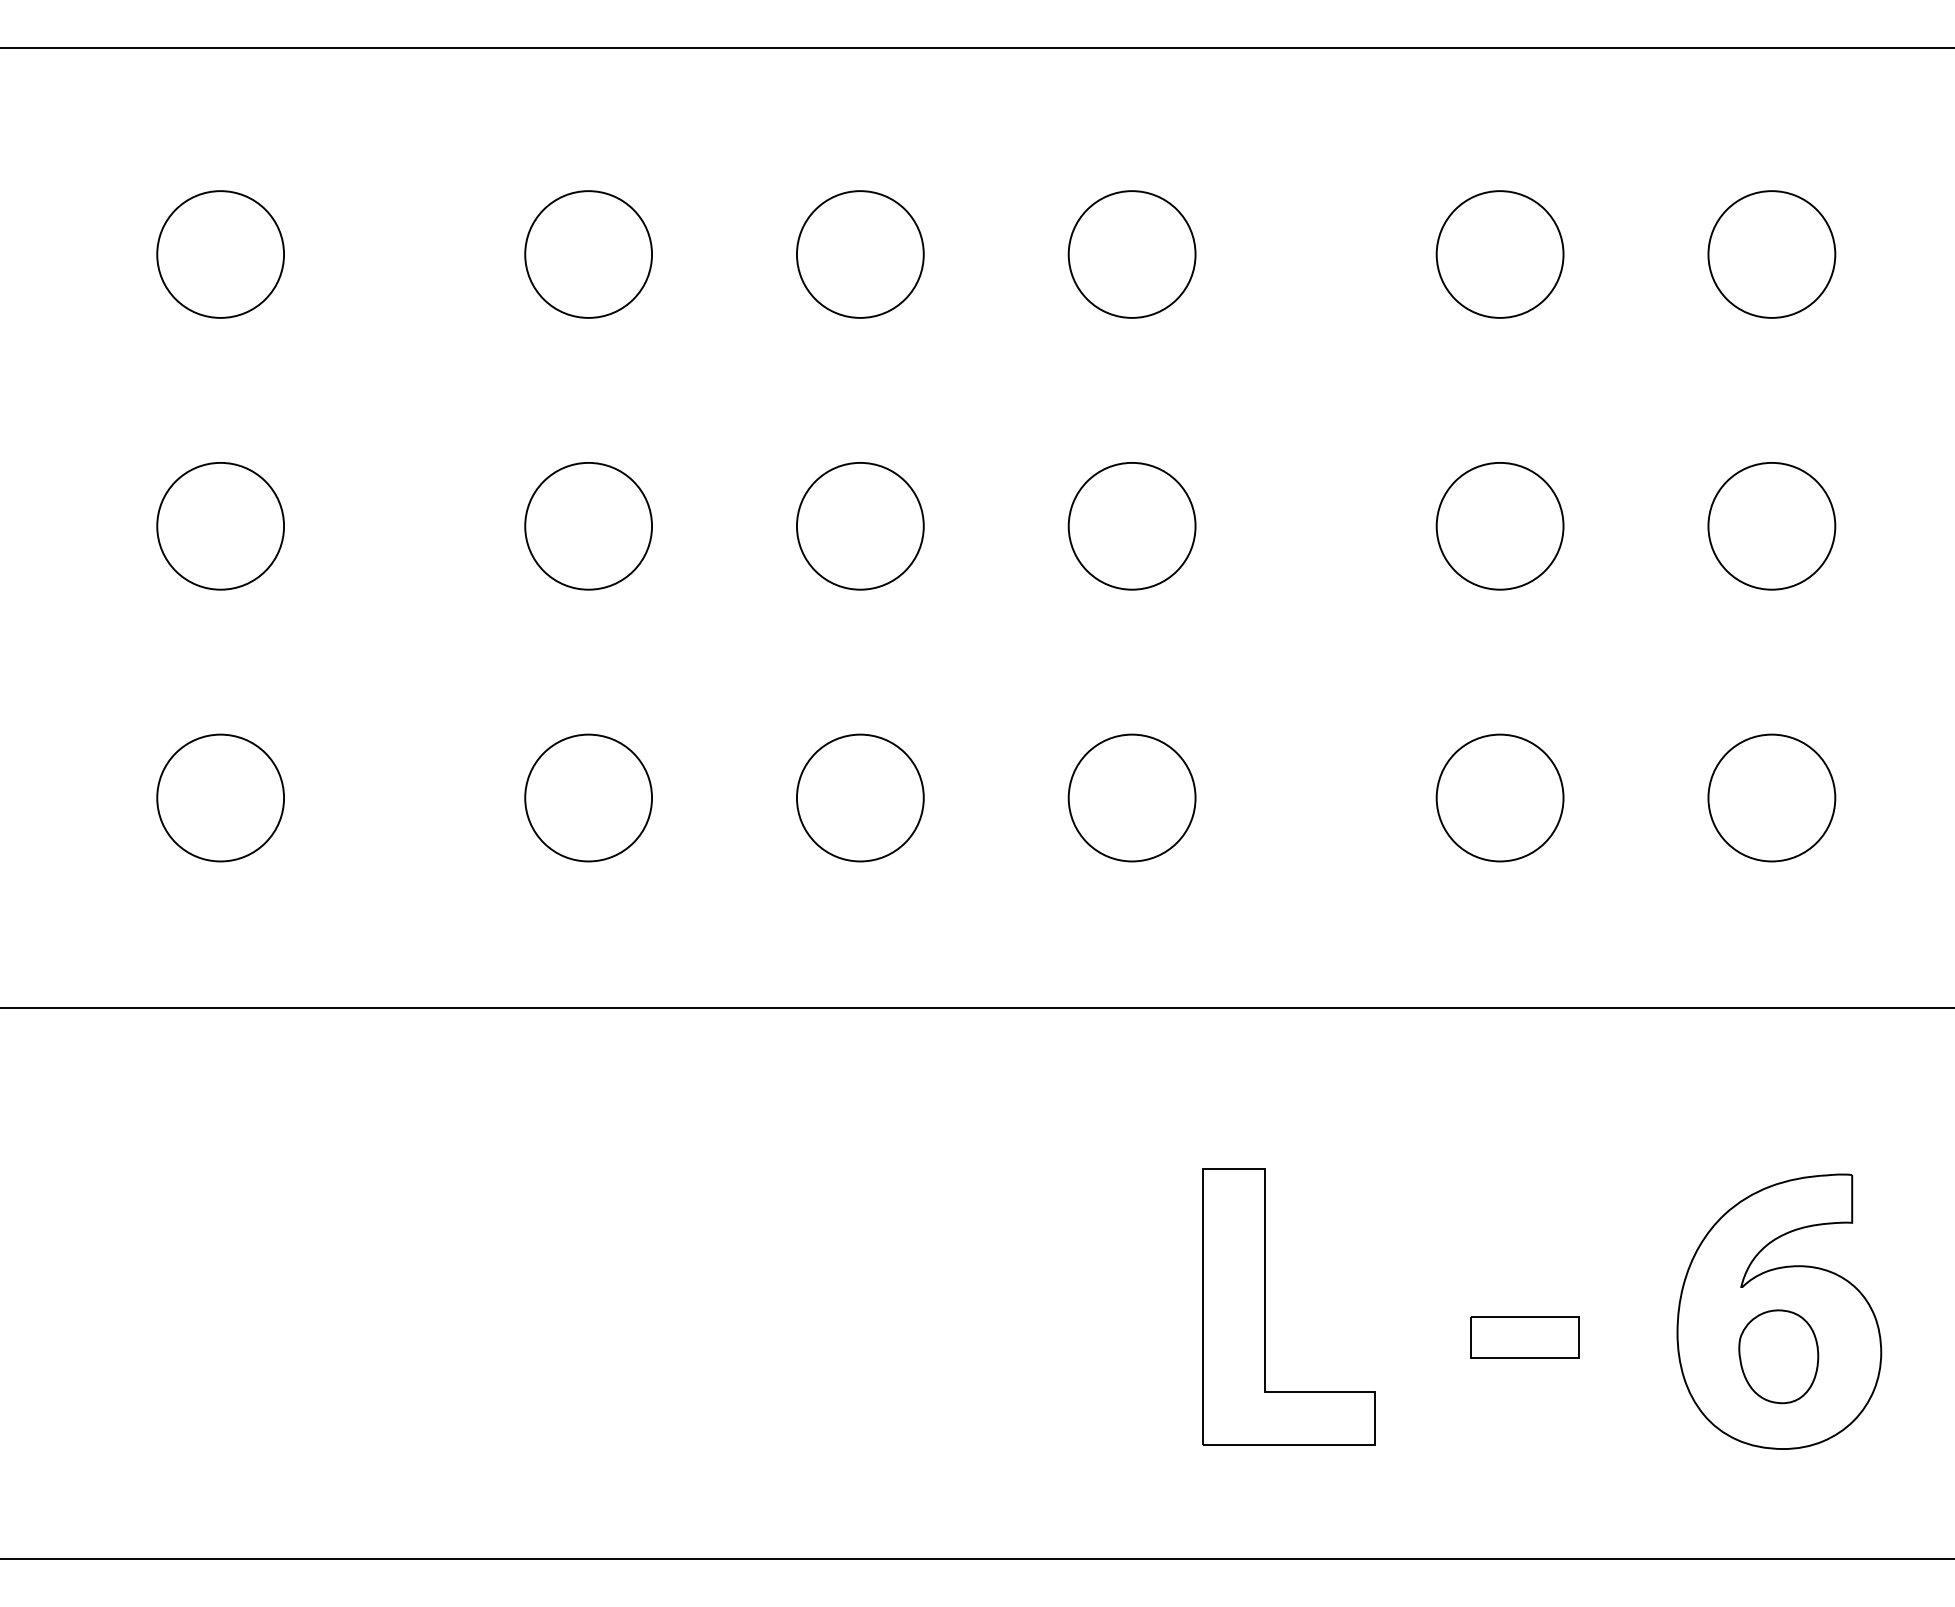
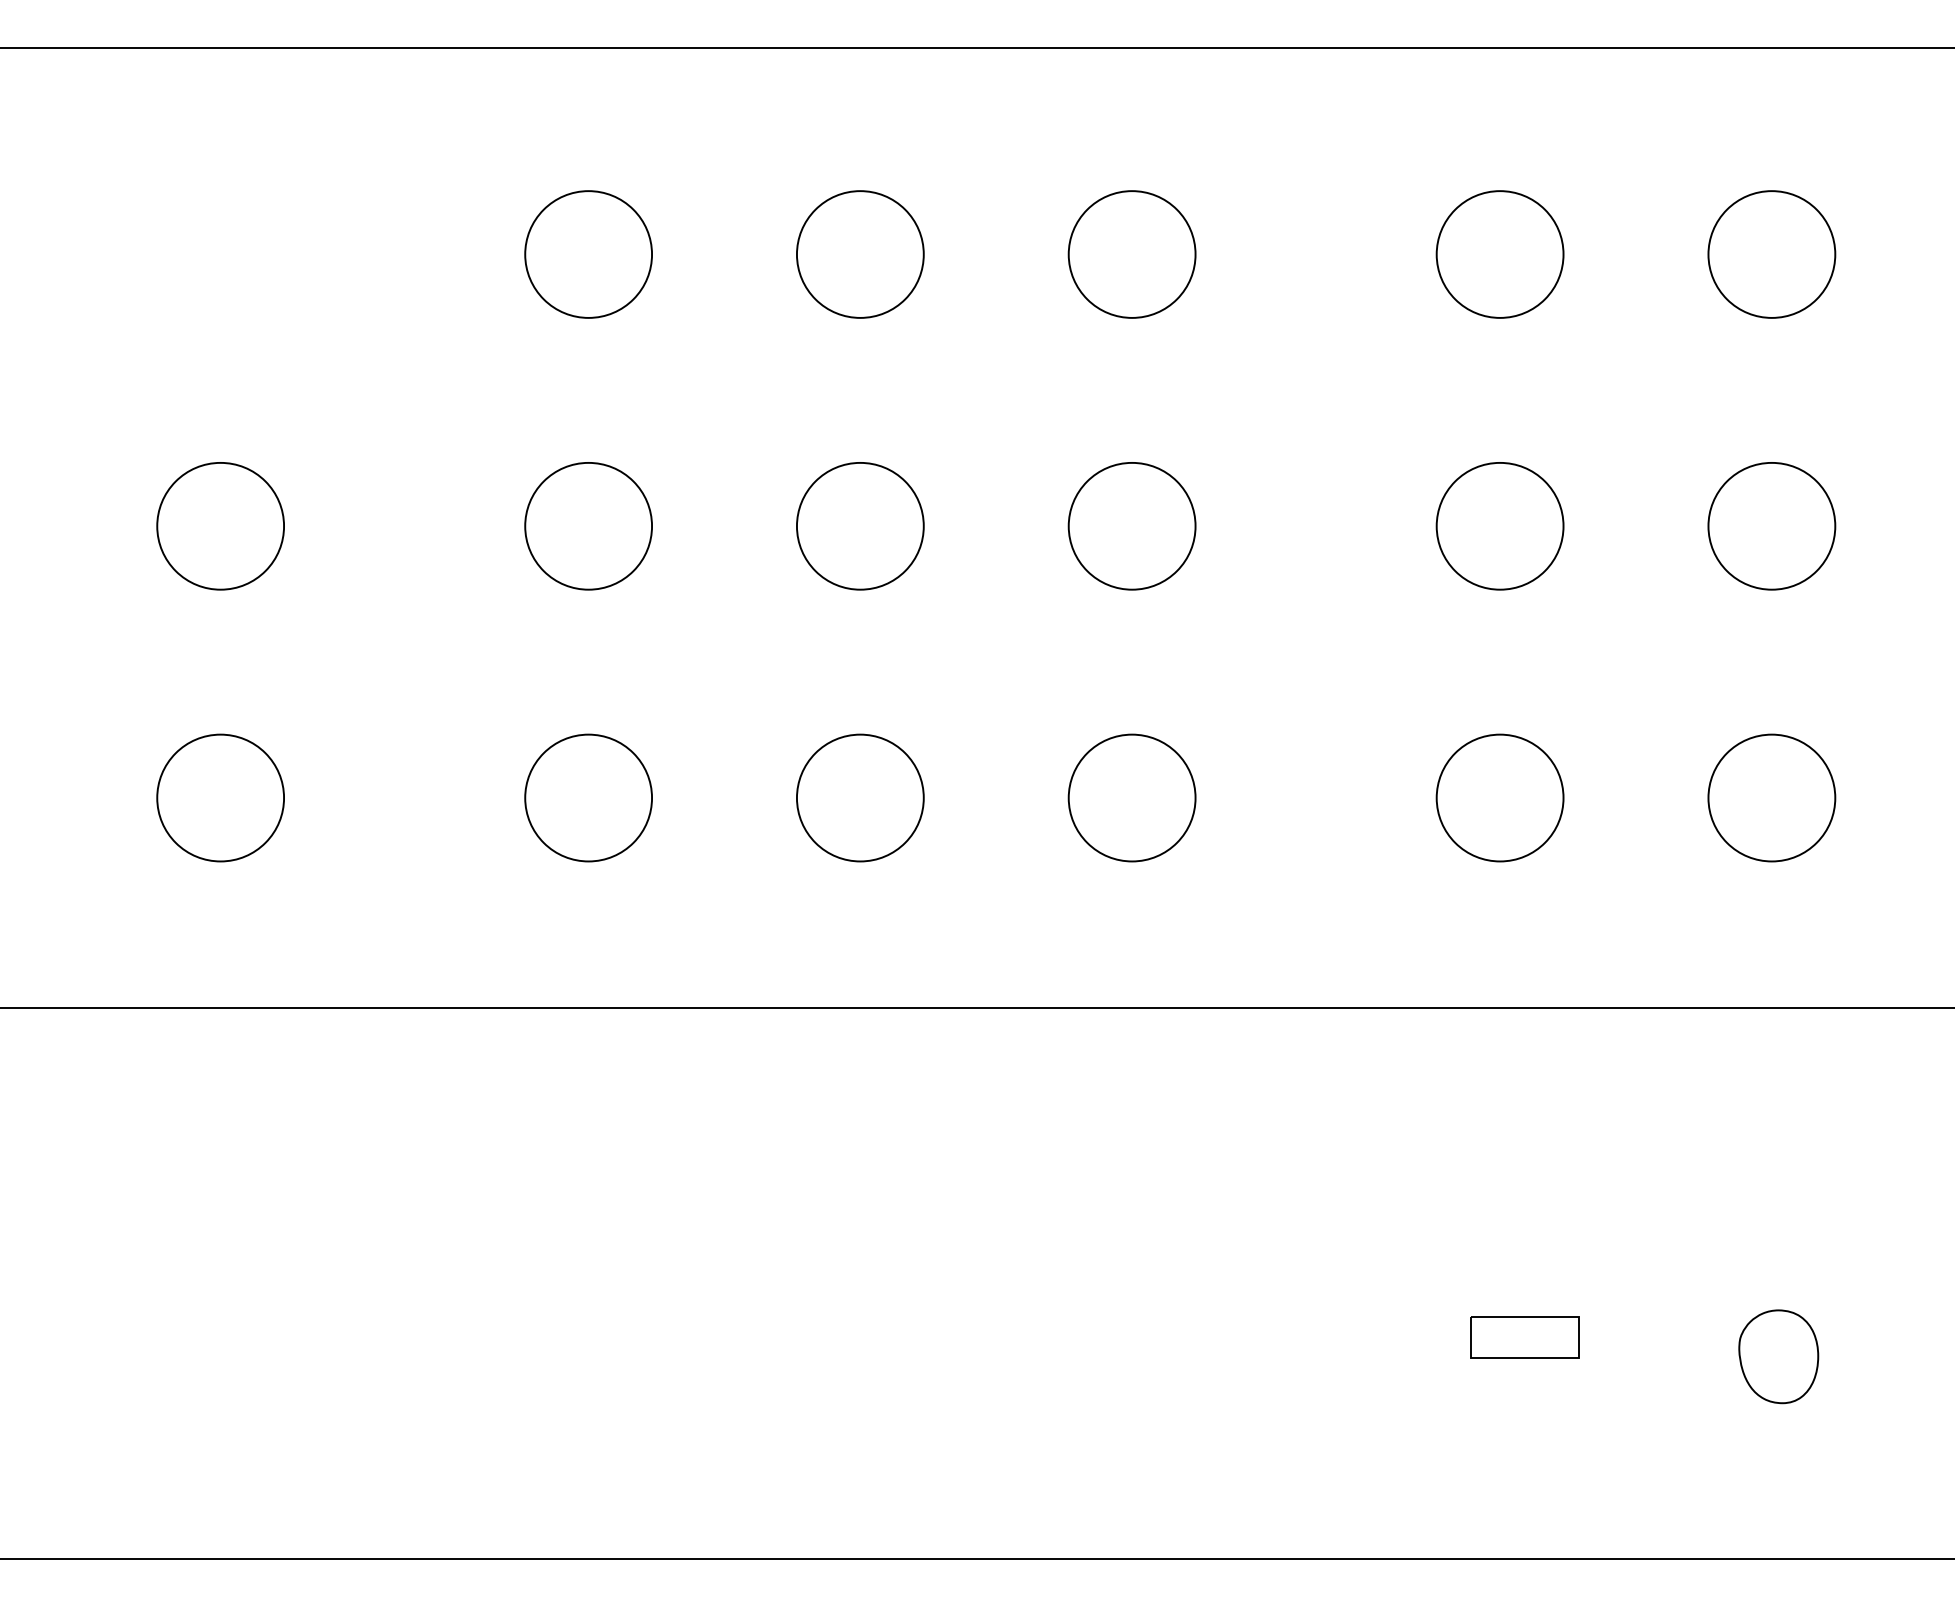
part: present -> none (220, 254)
part: present -> none (1265, 1306)
part: present -> none (1779, 1311)
